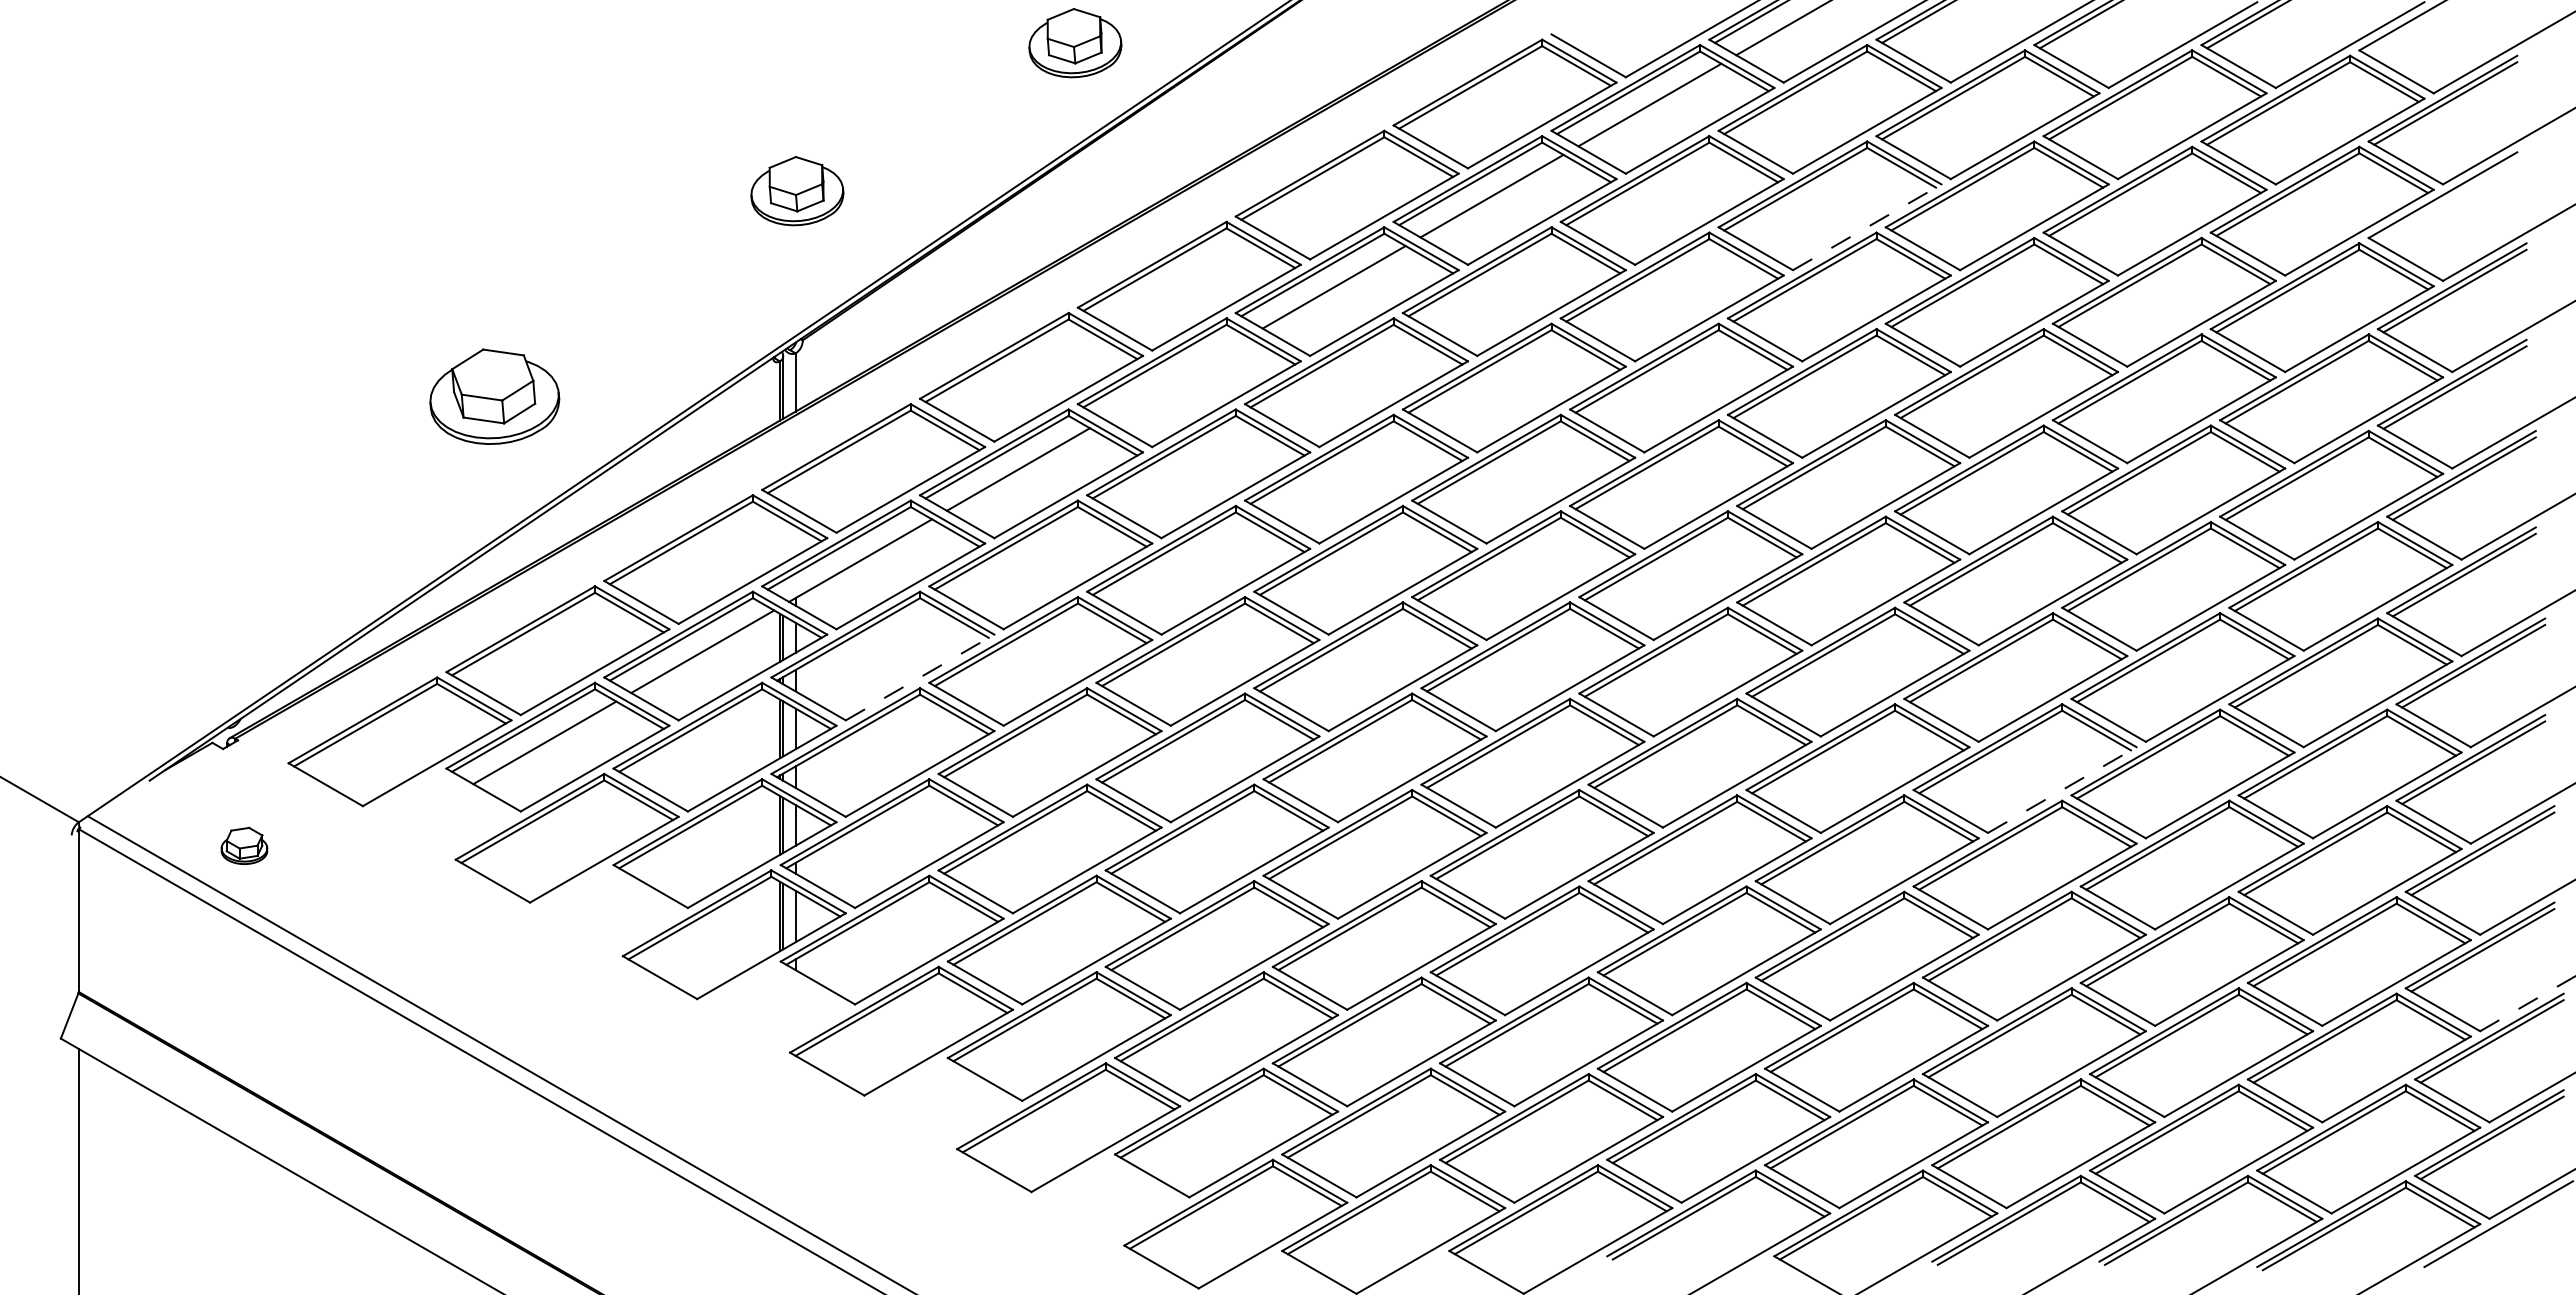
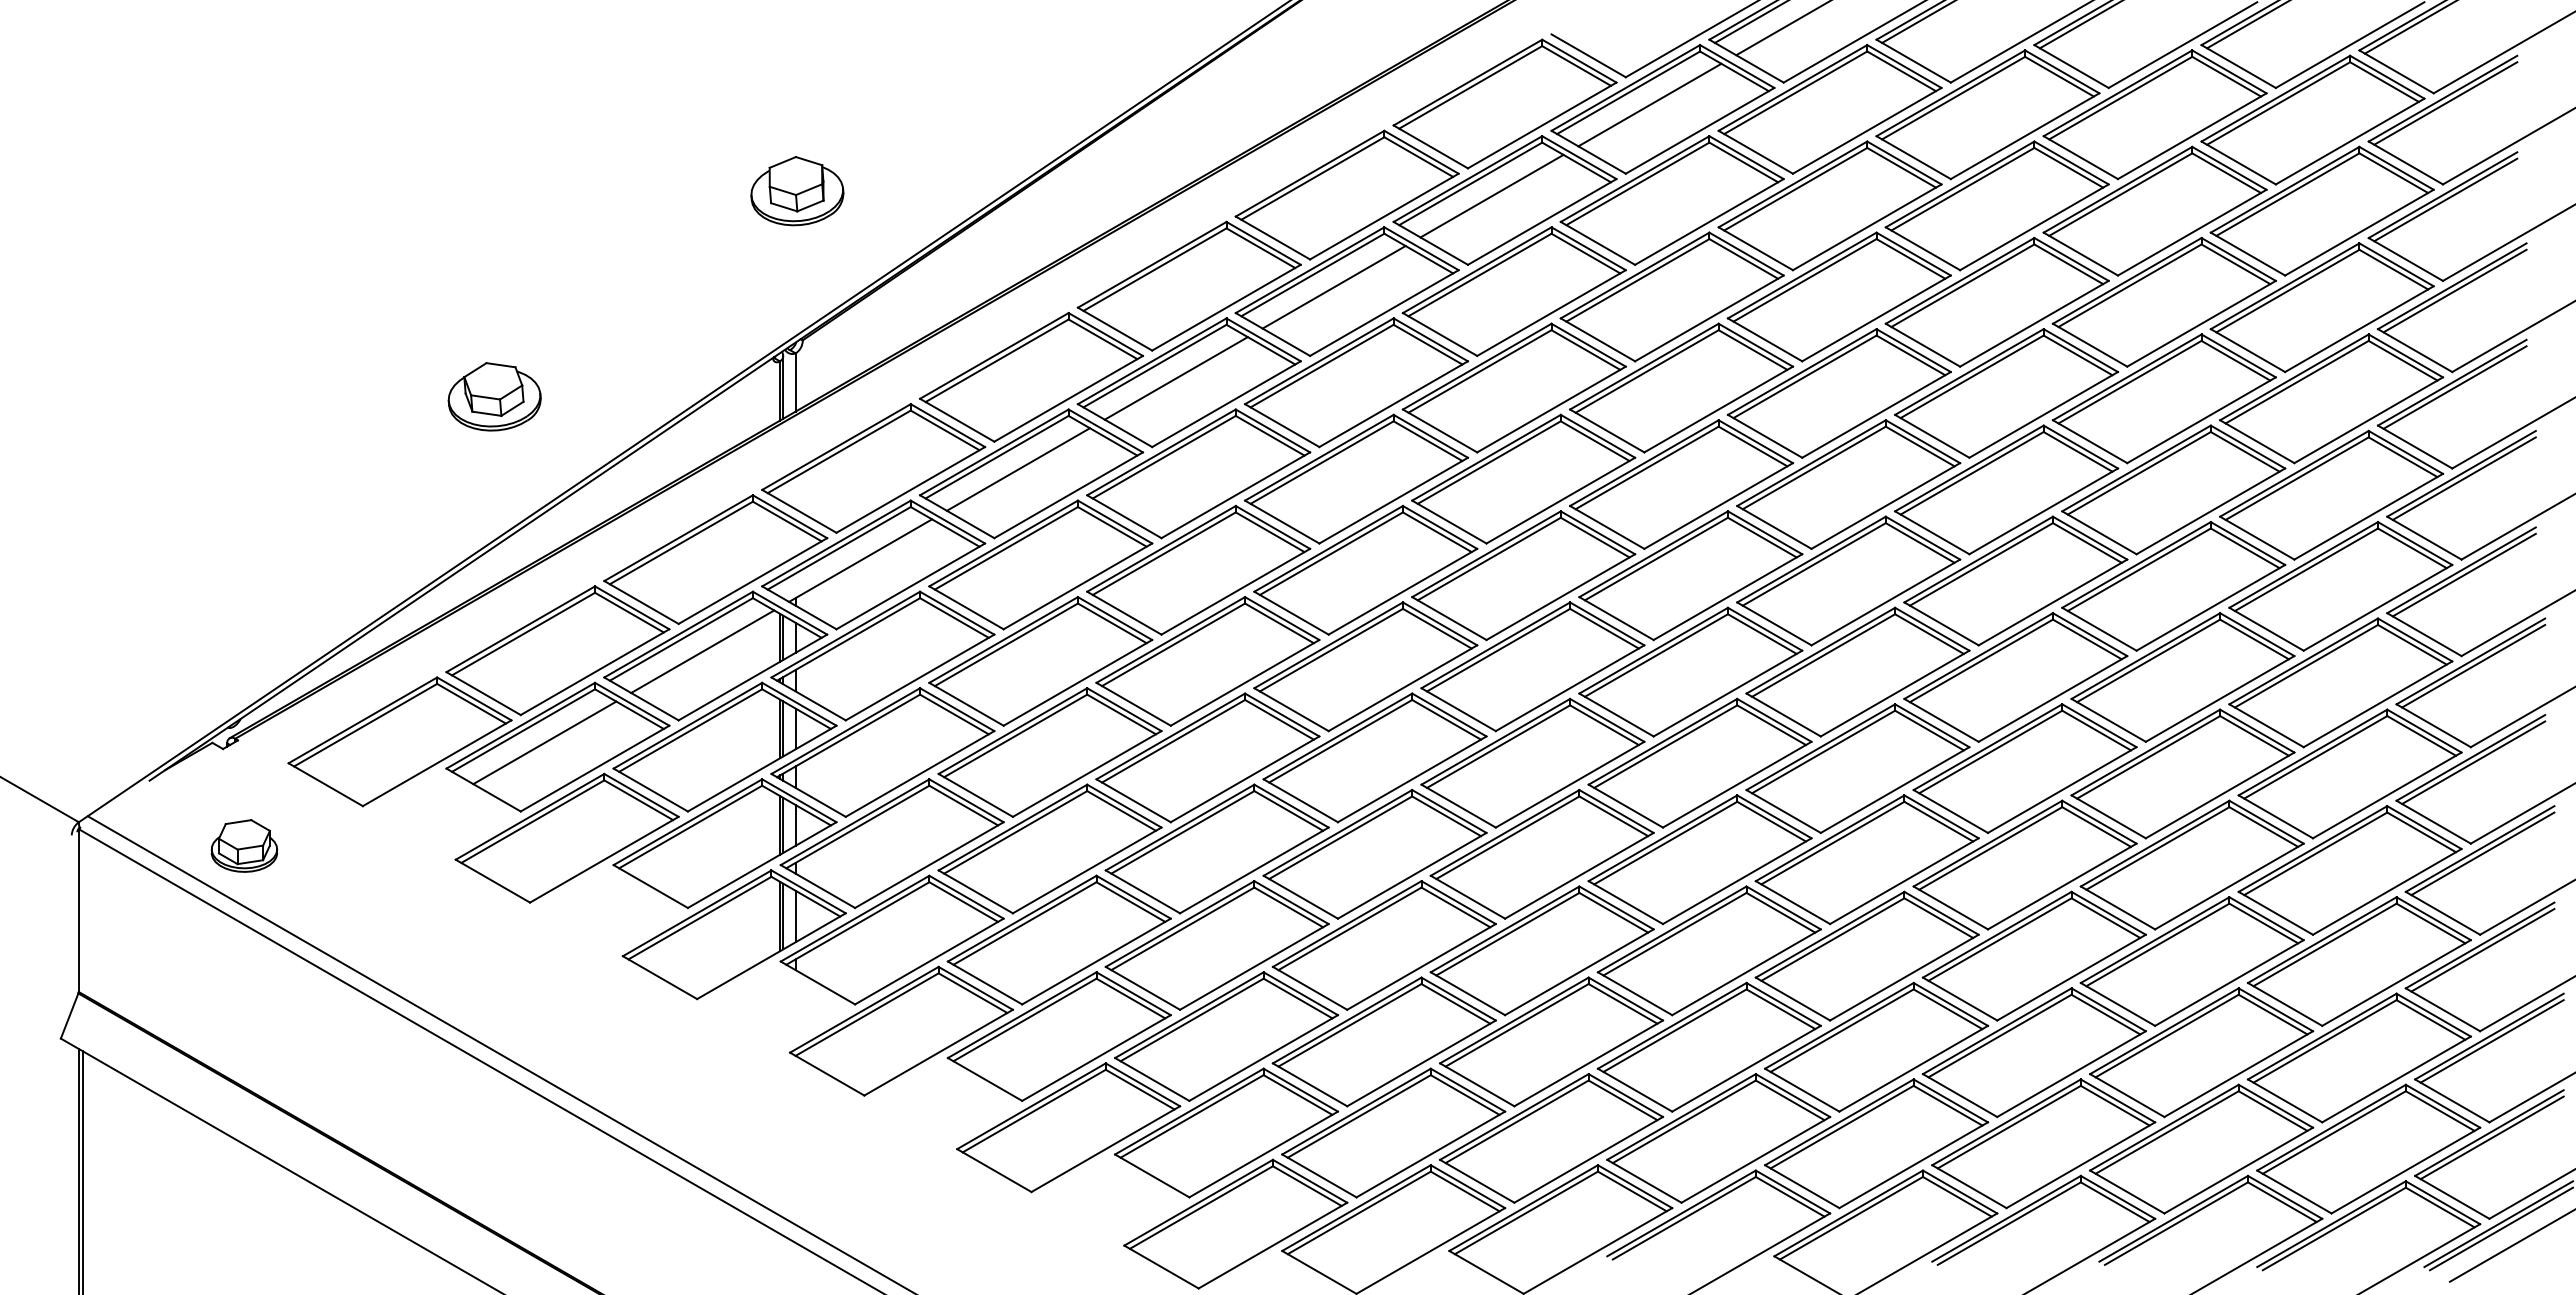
line: none -> present (2409, 27)
part: present -> none (1075, 43)
line: none -> present (2445, 199)
line: dashed -> solid (1867, 227)
line: none -> present (1175, 378)
part size: 132x97 px -> 95x70 px (494, 396)
line: dashed -> solid (920, 677)
line: dashed -> solid (2062, 790)
part size: 49x39 px -> 69x54 px (244, 845)
line: dashed -> solid (2527, 1003)
line: none -> present (82, 1171)
line: none -> present (2500, 1229)
line: none -> present (2510, 1246)
